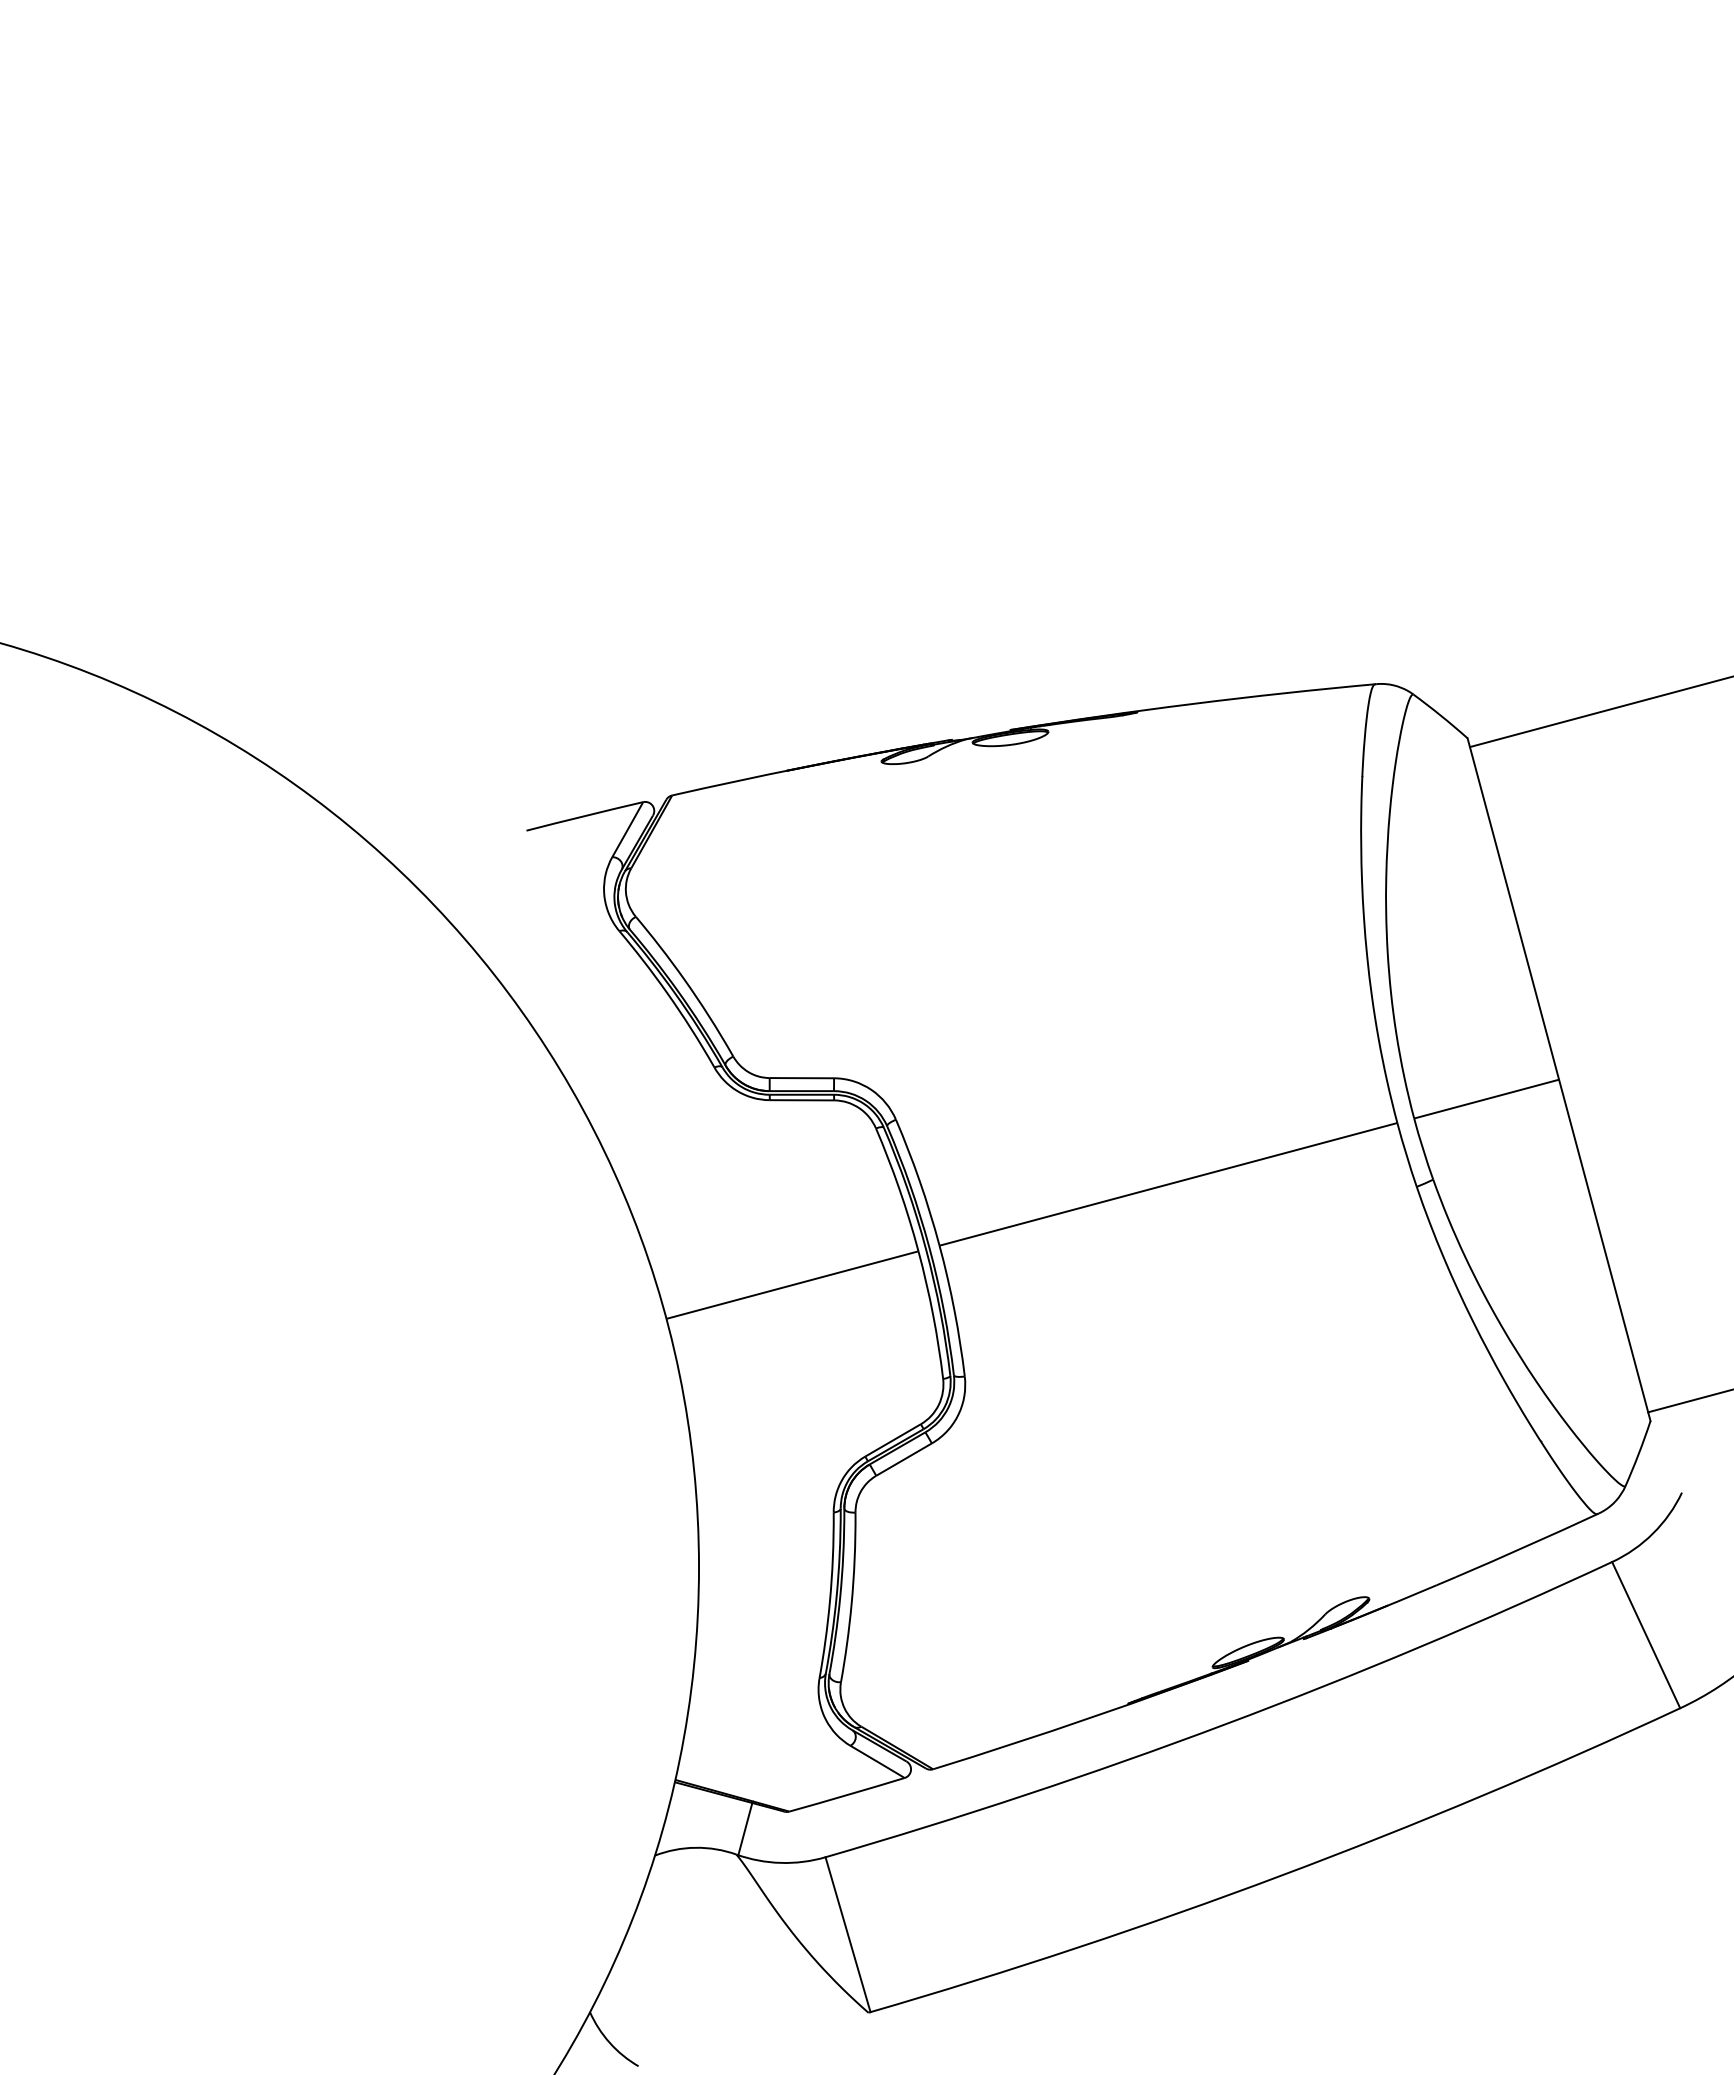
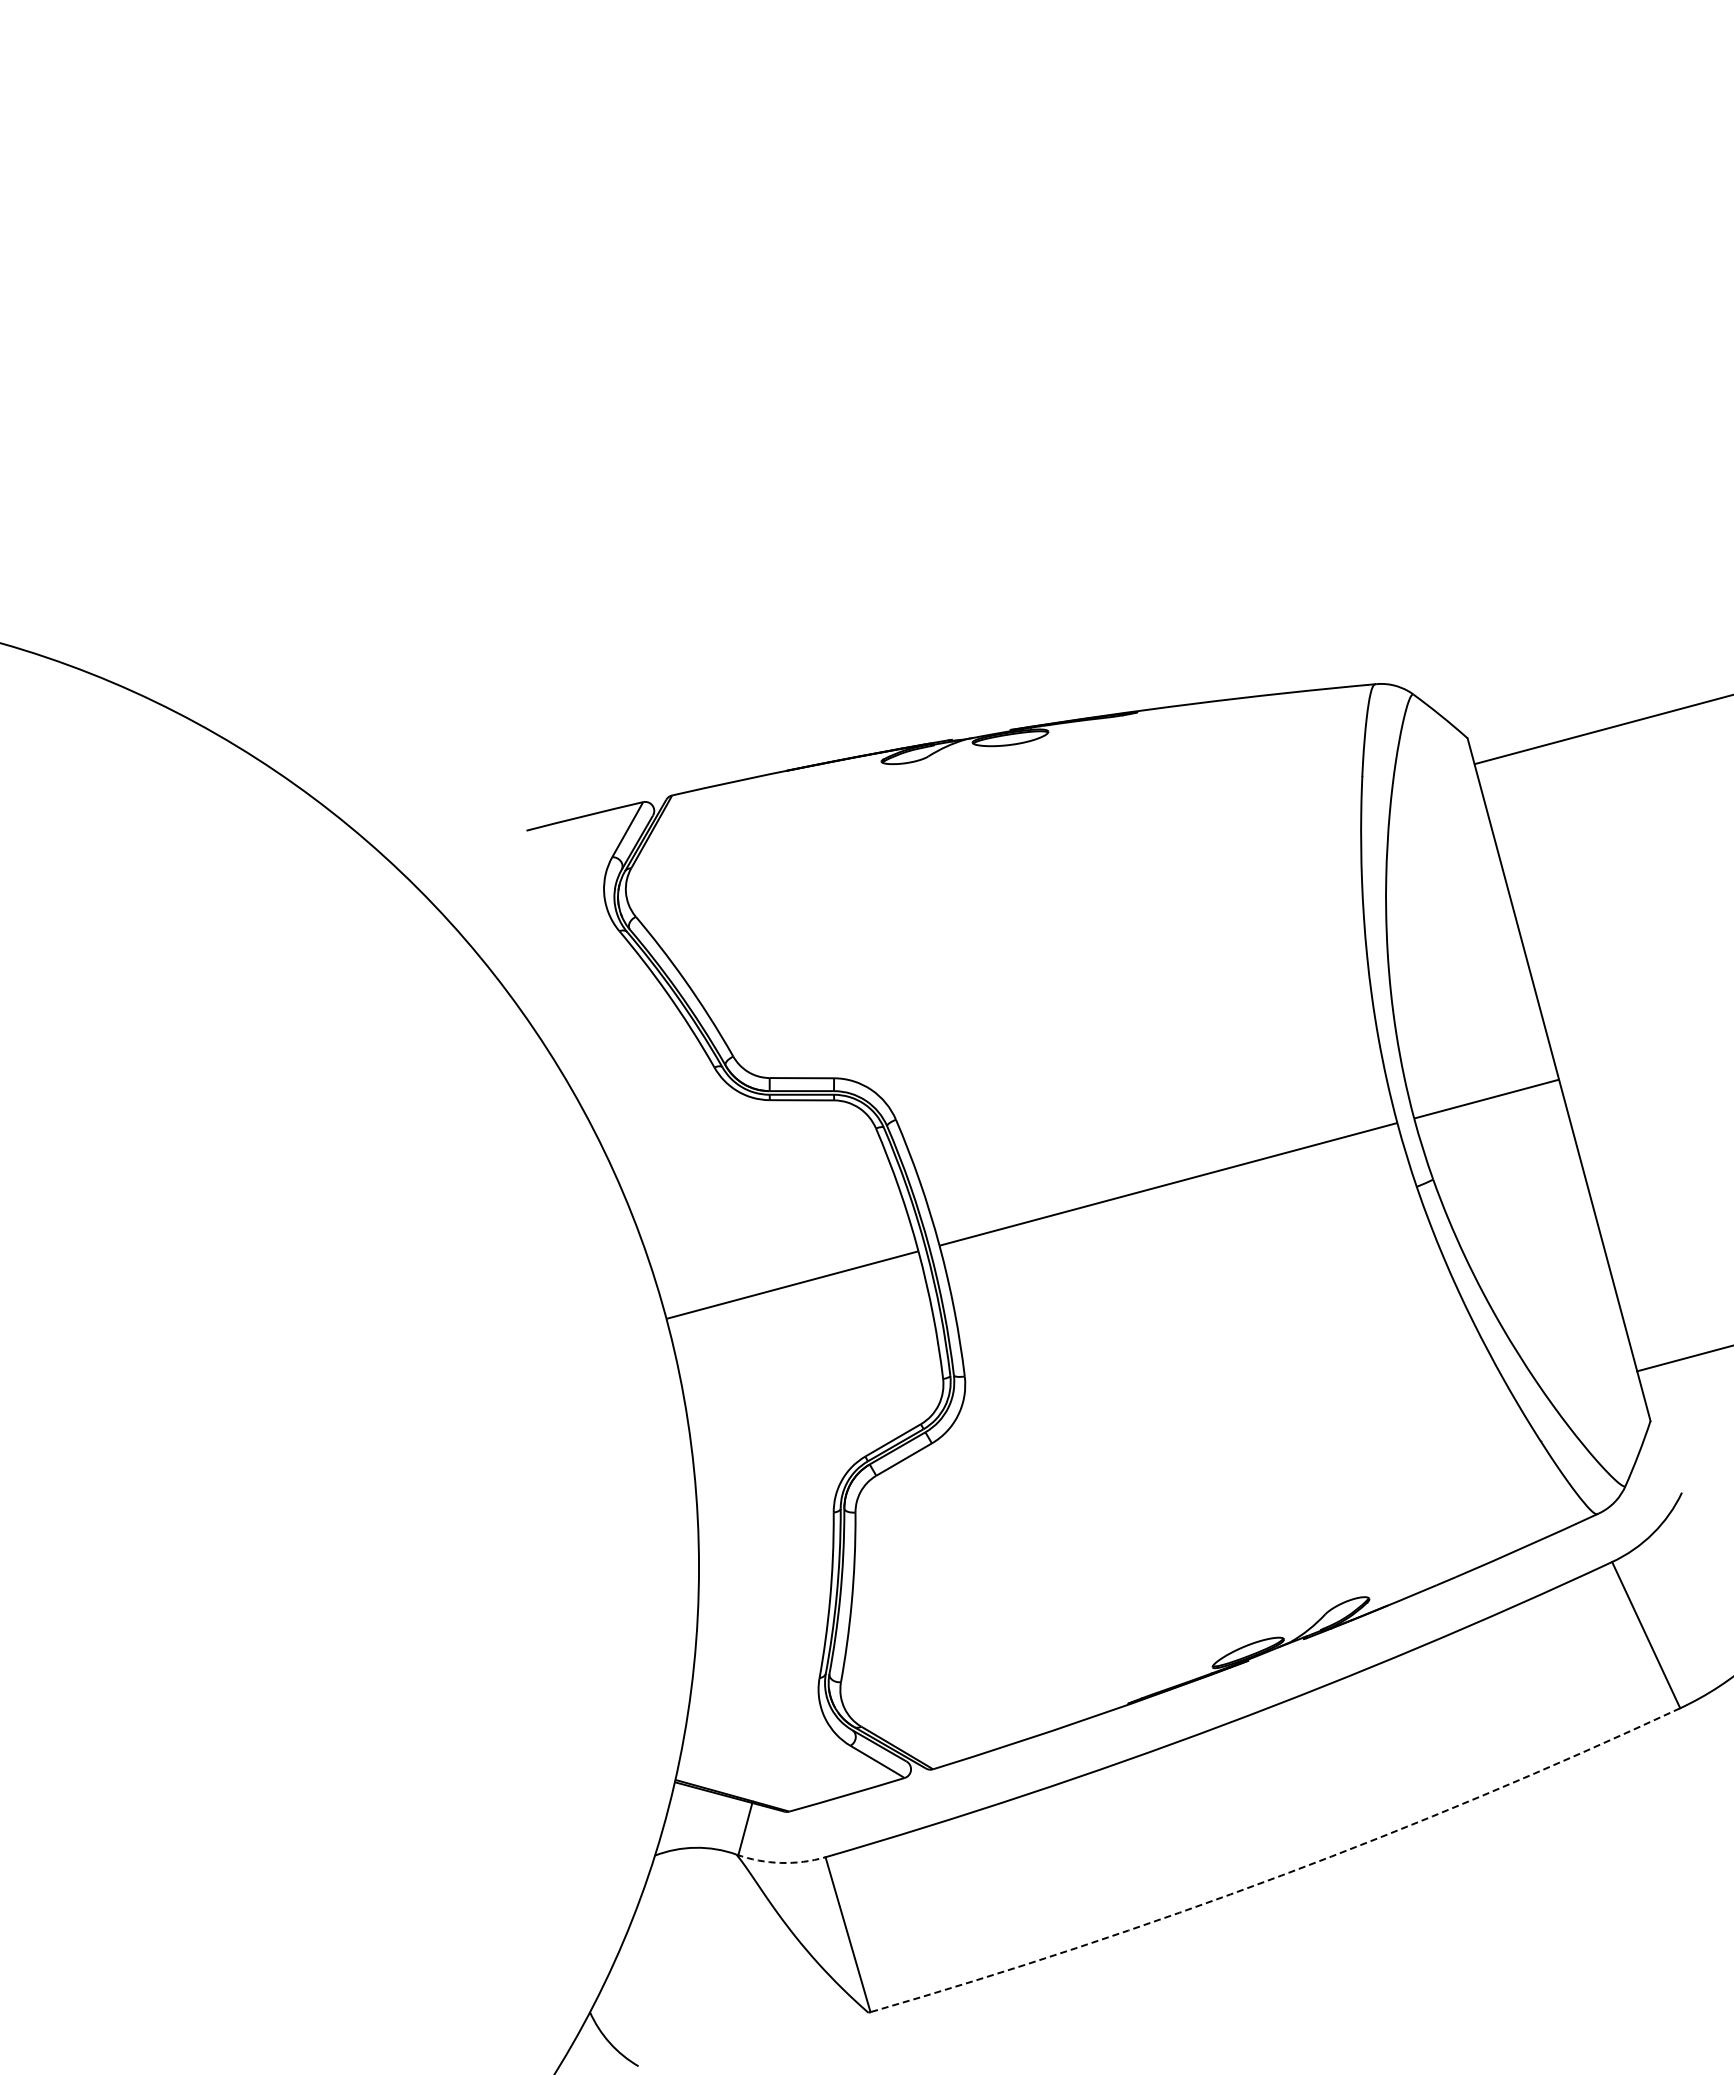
line position: (1599, 712) -> (1602, 729) (1602, 729)
line position: (1689, 1401) -> (1683, 1358) (1683, 1358)
arc: solid -> dashed (780, 1862)
arc: solid -> dashed (1281, 1875)
